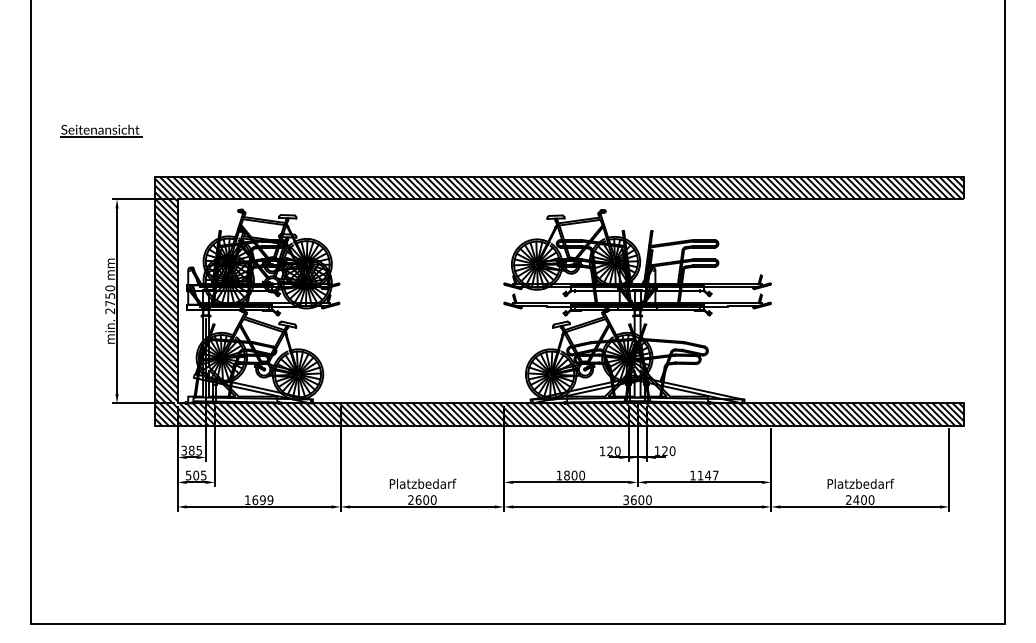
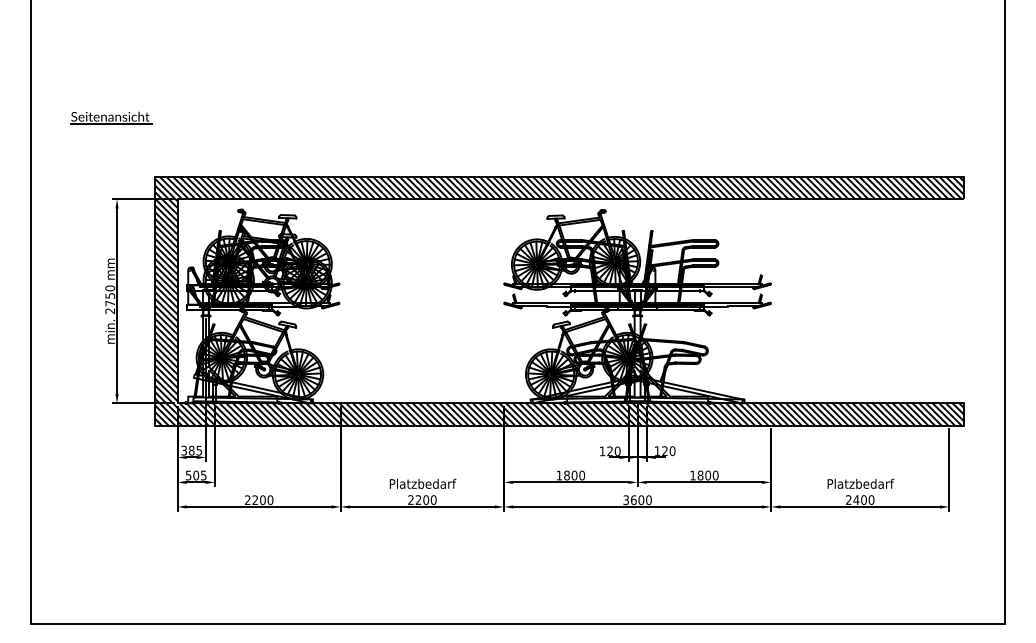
part position: (101, 130) -> (111, 117) (111, 117)
text: 1147 -> 1800 (707, 475)
text: 2600 -> 2200 (418, 499)
text: 1699 -> 2200 (258, 500)
